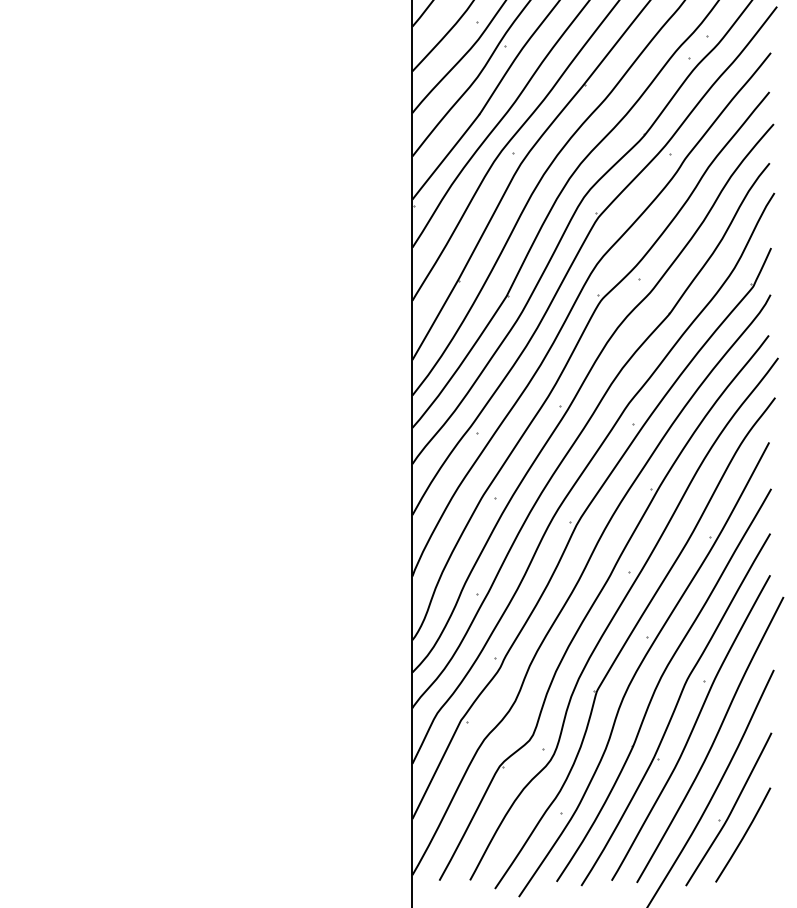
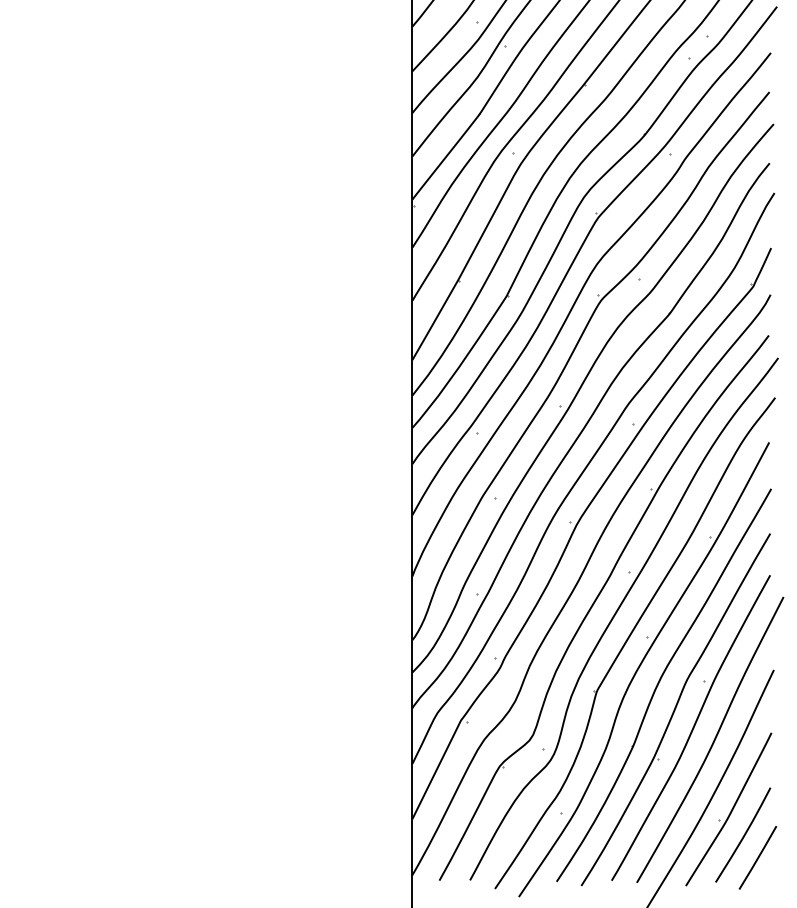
line: none -> present (757, 857)
